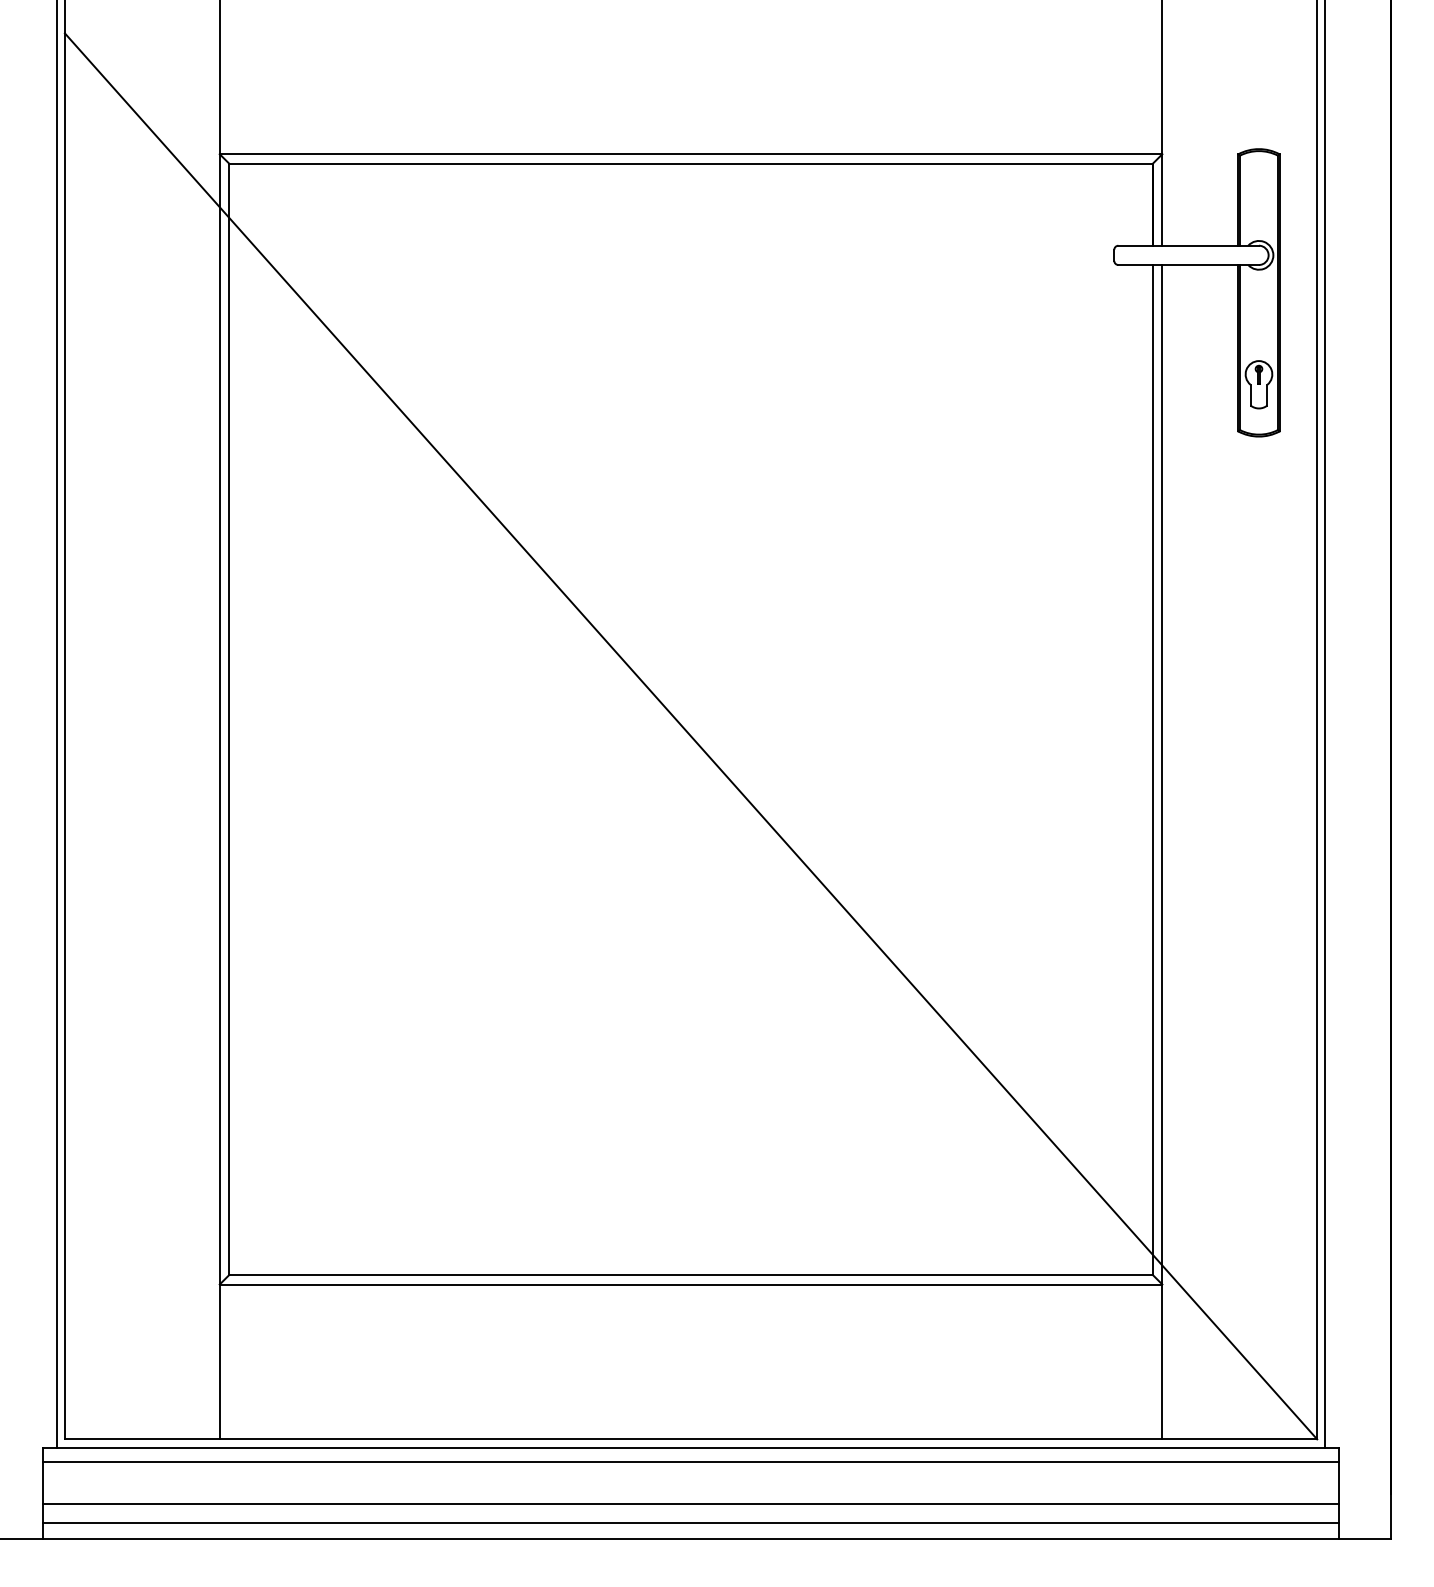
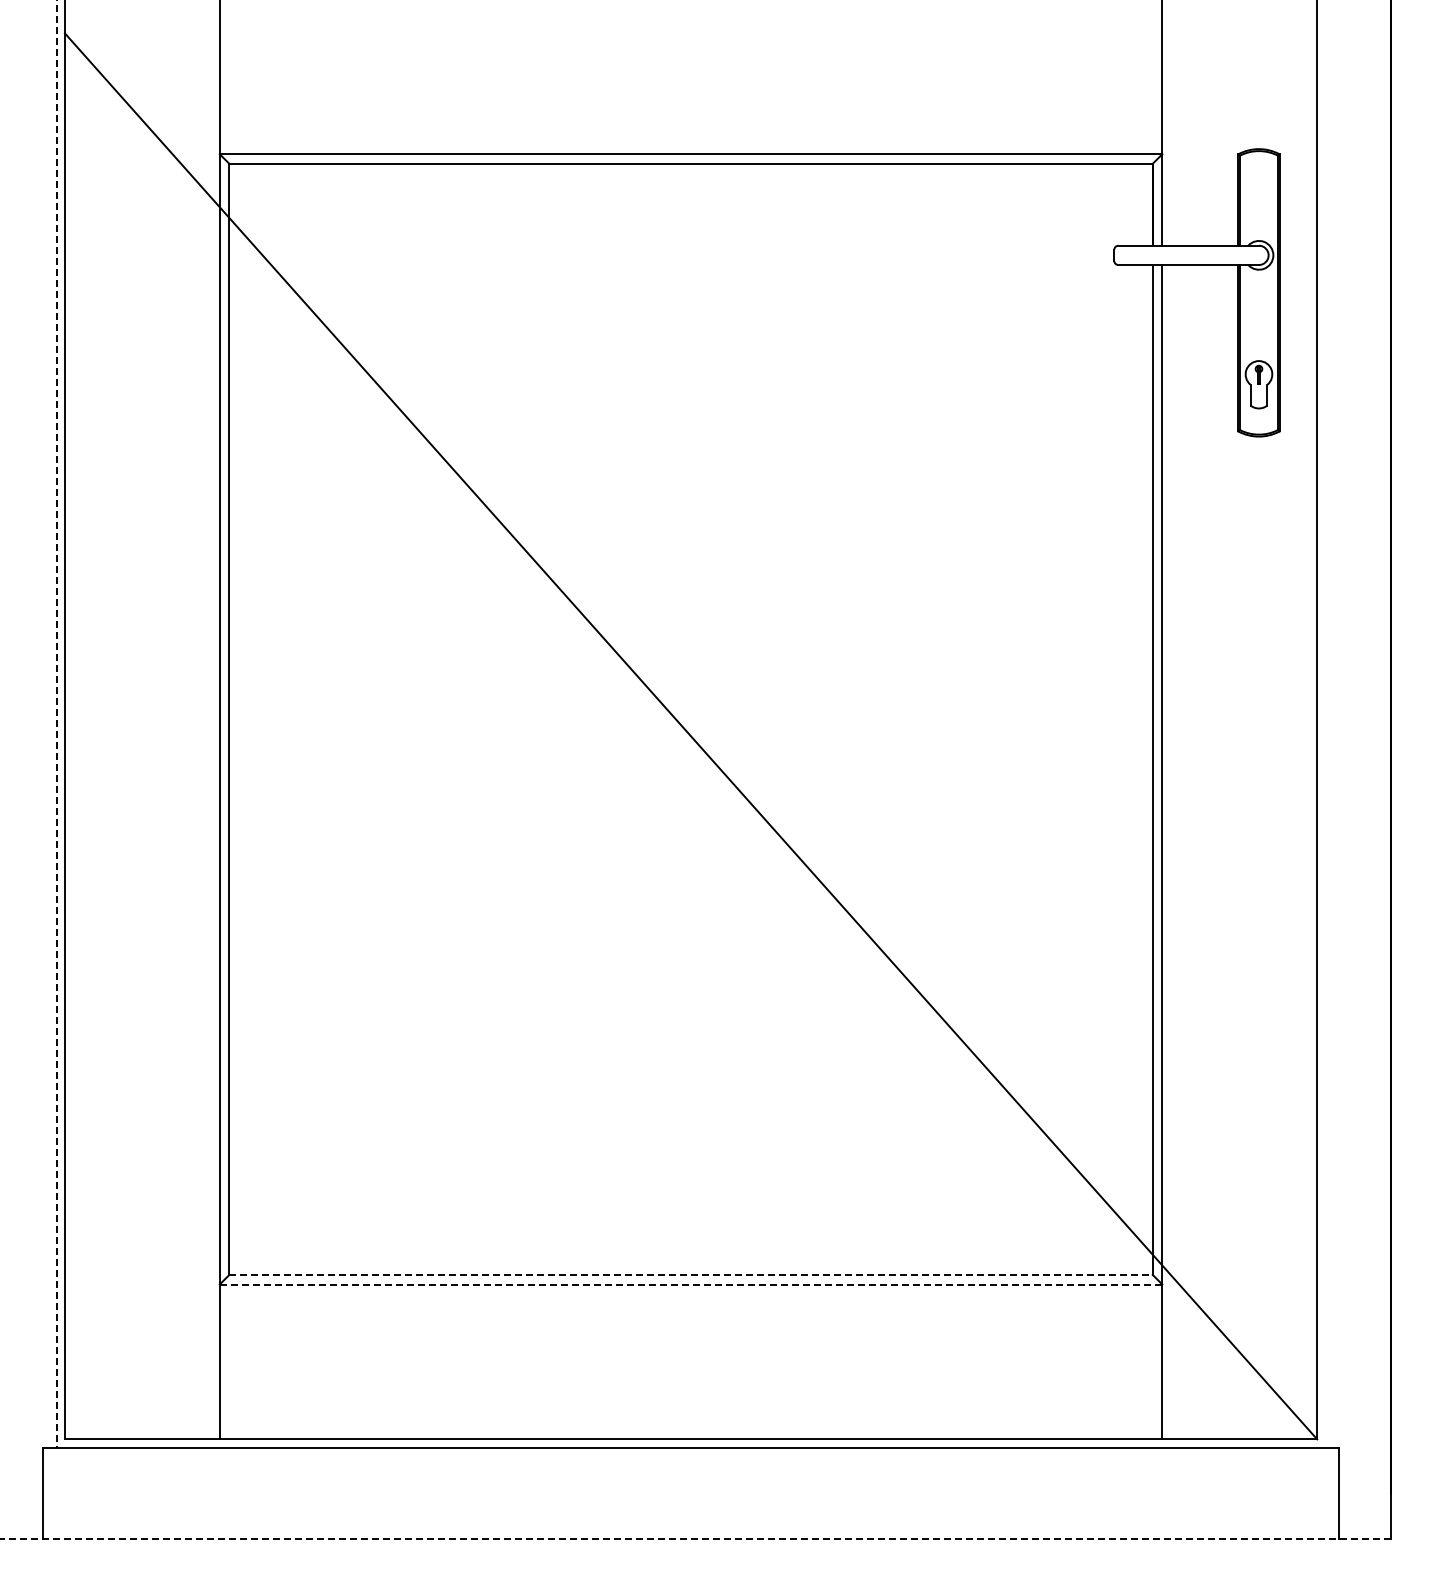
line: solid -> dashed (56, 724)
line: present -> none (1325, 724)
line: solid -> dashed (691, 1274)
line: solid -> dashed (691, 1284)
line: present -> none (690, 1462)
line: present -> none (690, 1503)
line: present -> none (690, 1522)
line: solid -> dashed (695, 1539)
